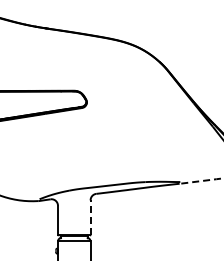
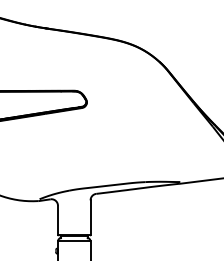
line: dashed -> solid (201, 181)
line: dashed -> solid (90, 217)
